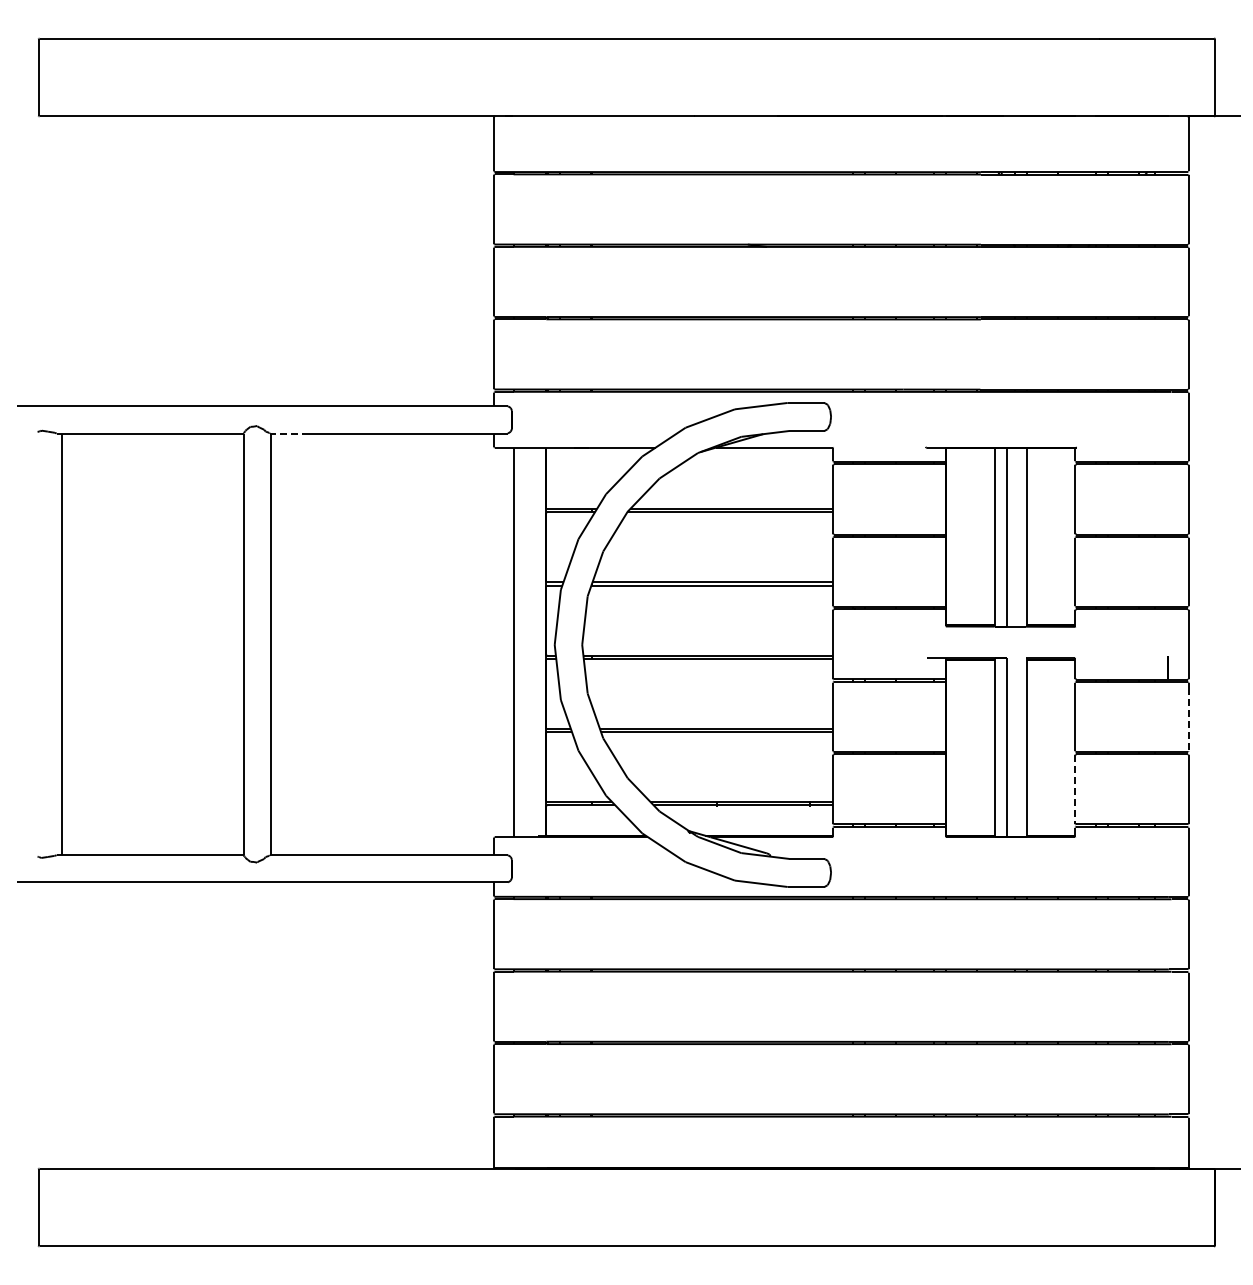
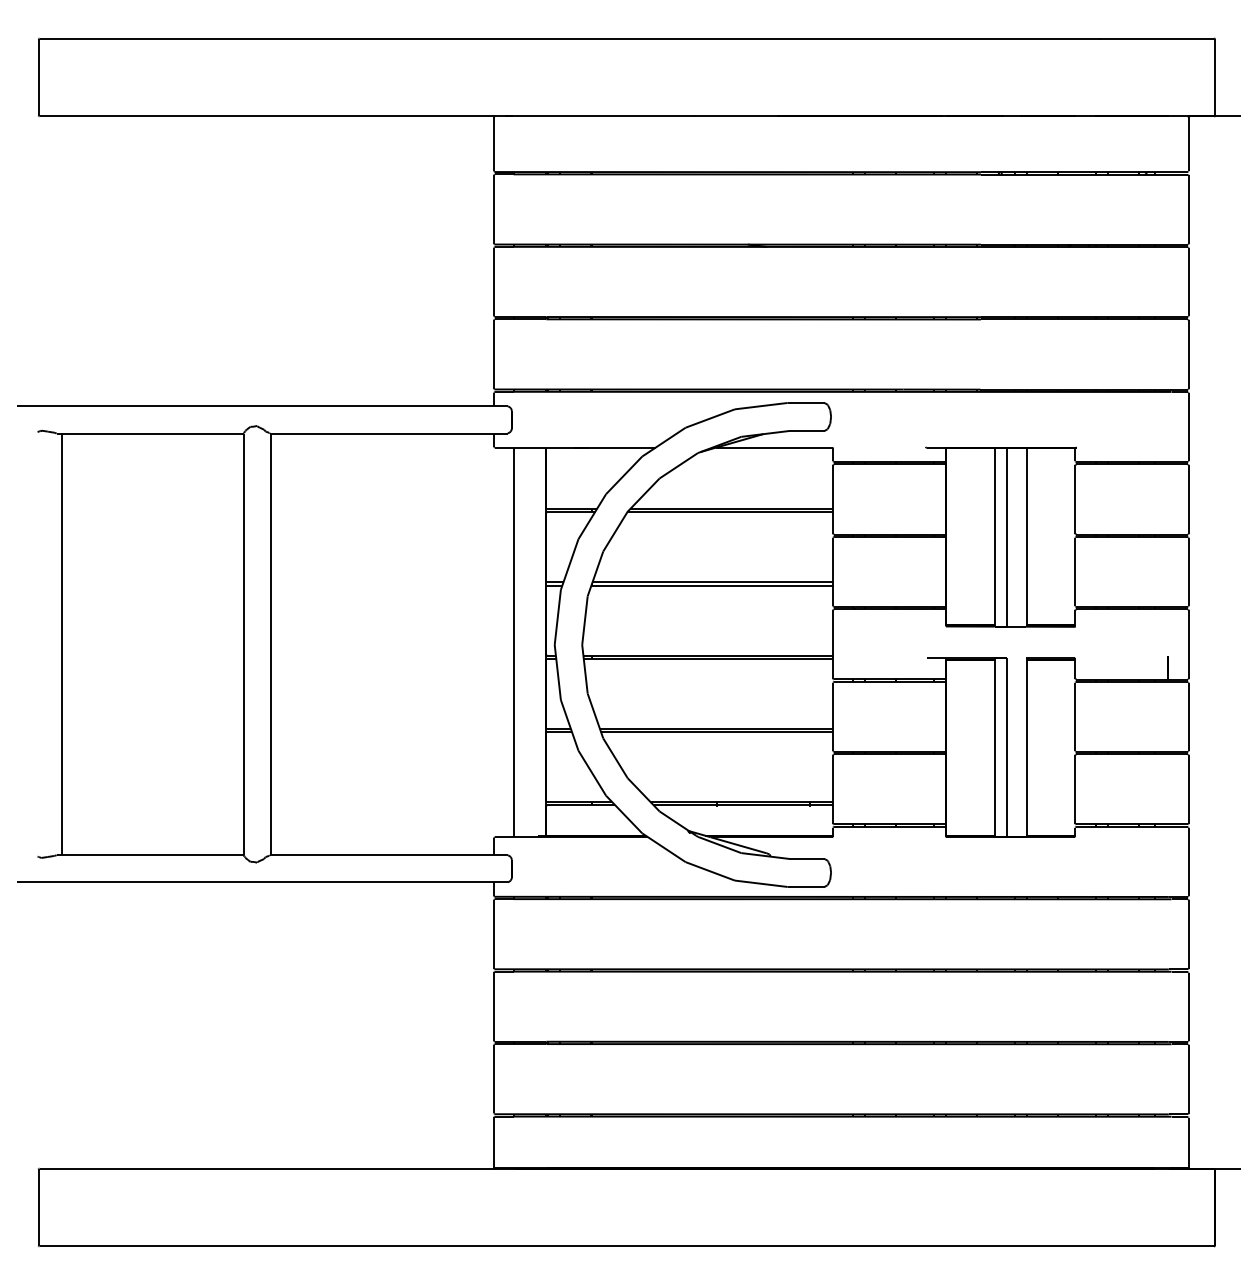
line: dashed -> solid (288, 433)
line: dashed -> solid (1188, 719)
line: dashed -> solid (1075, 789)
